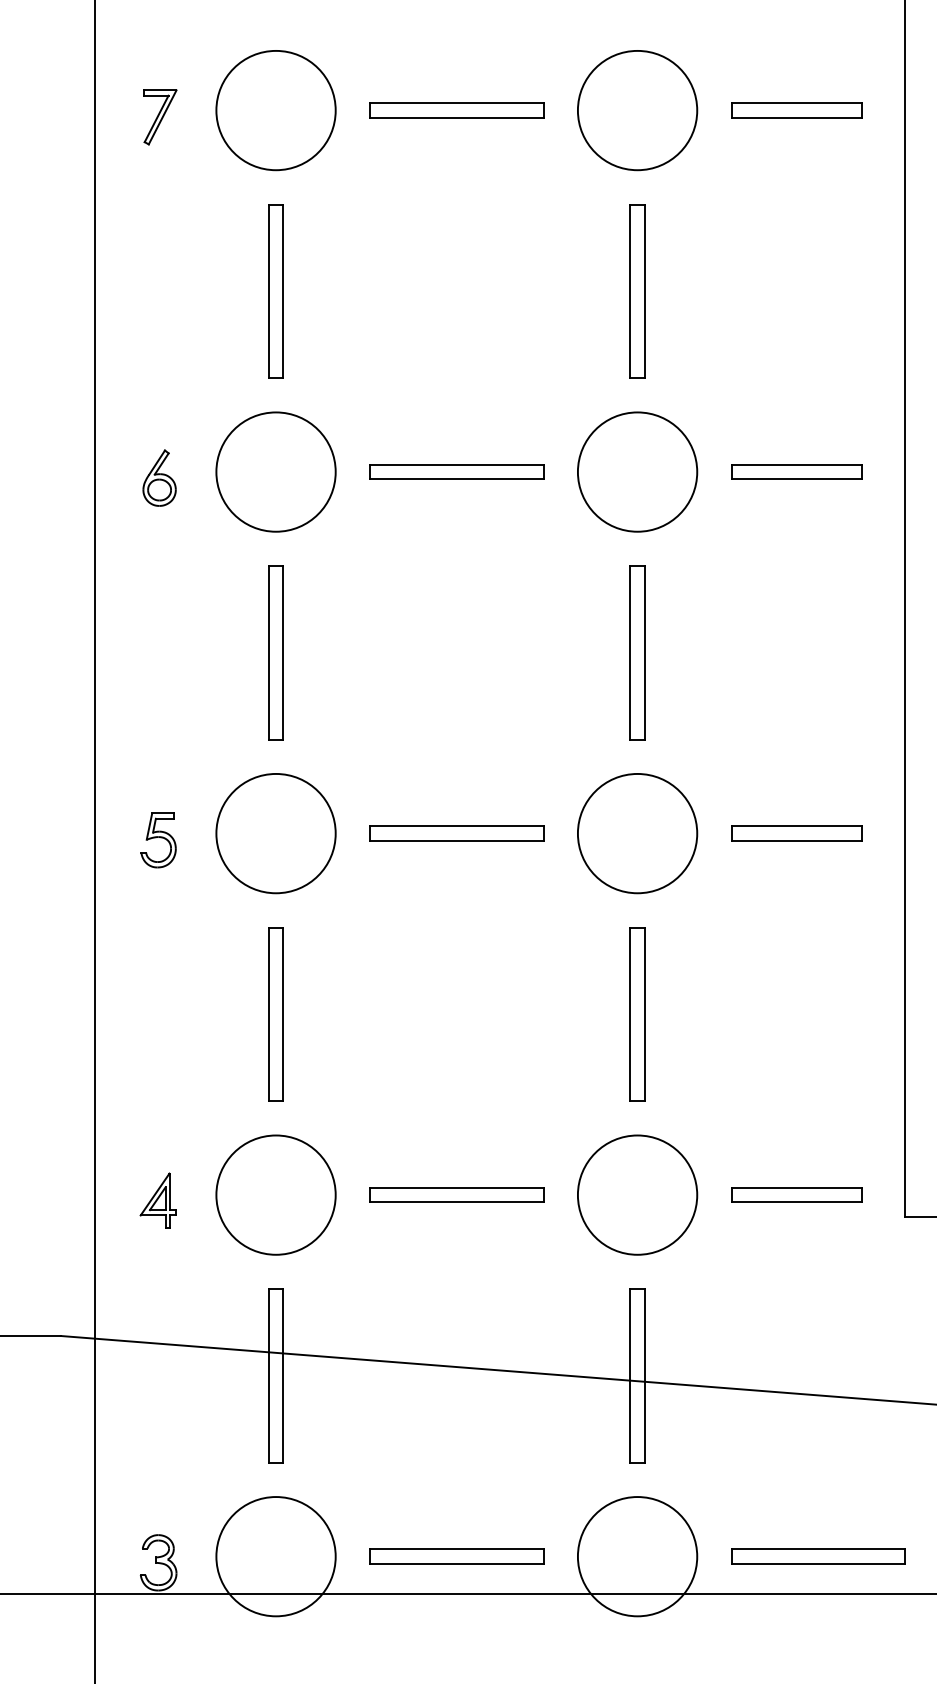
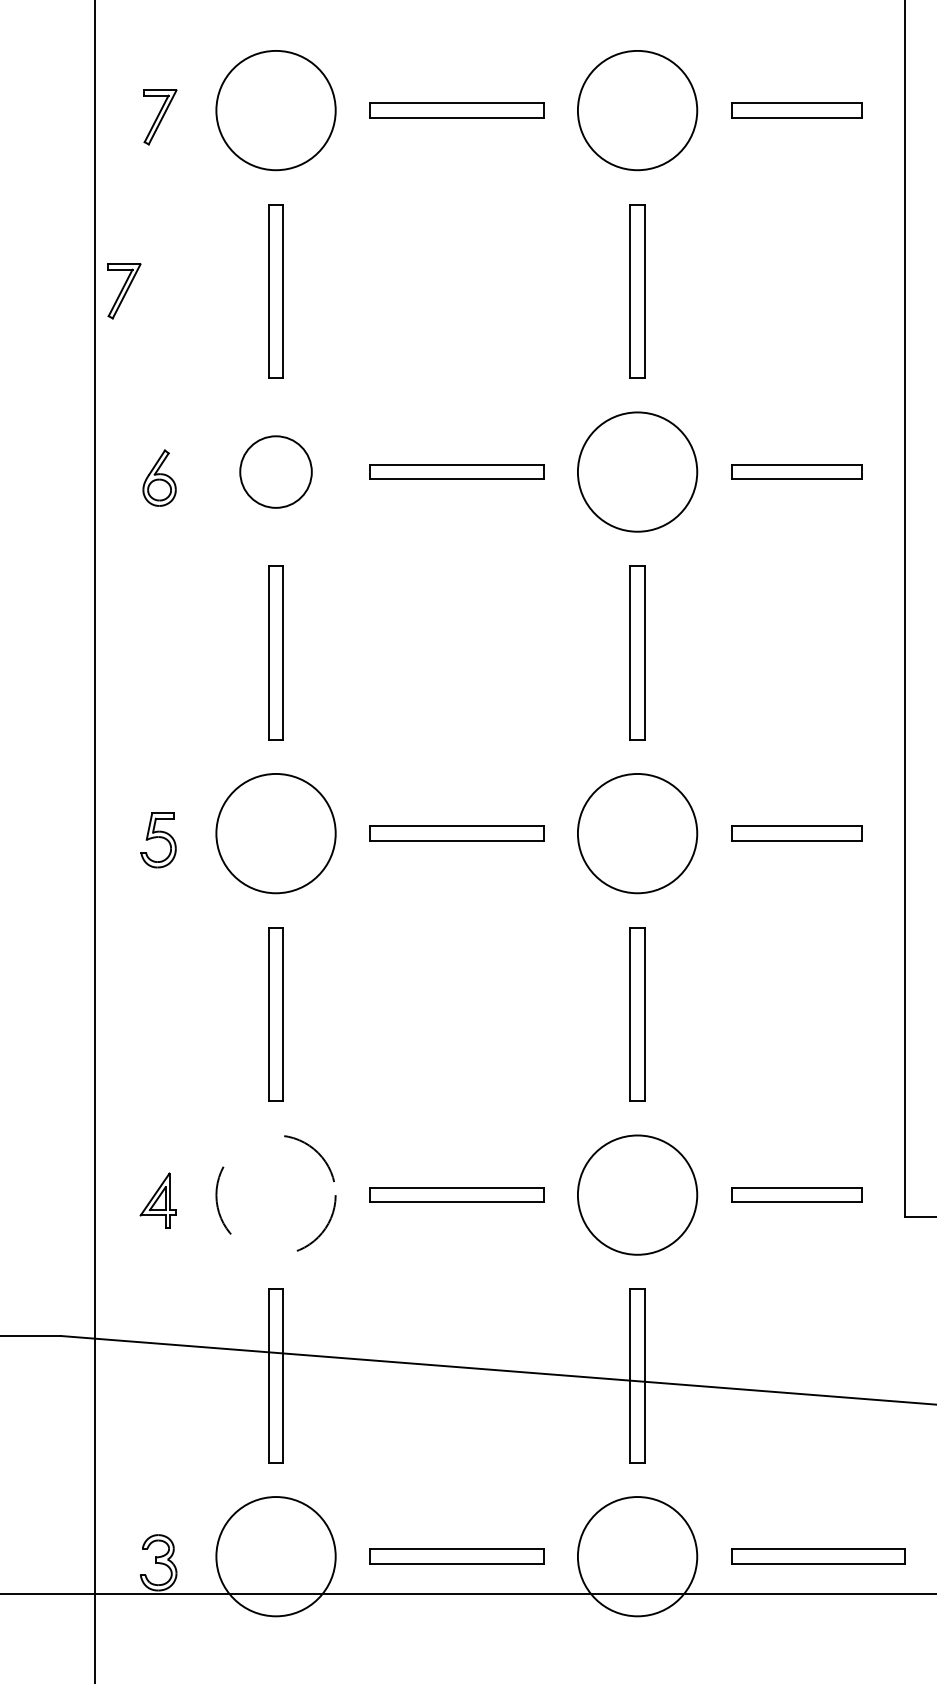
part: none -> present (124, 291)
circle diameter: 119 px -> 72 px (275, 471)
circle: solid -> dashed (275, 1194)
